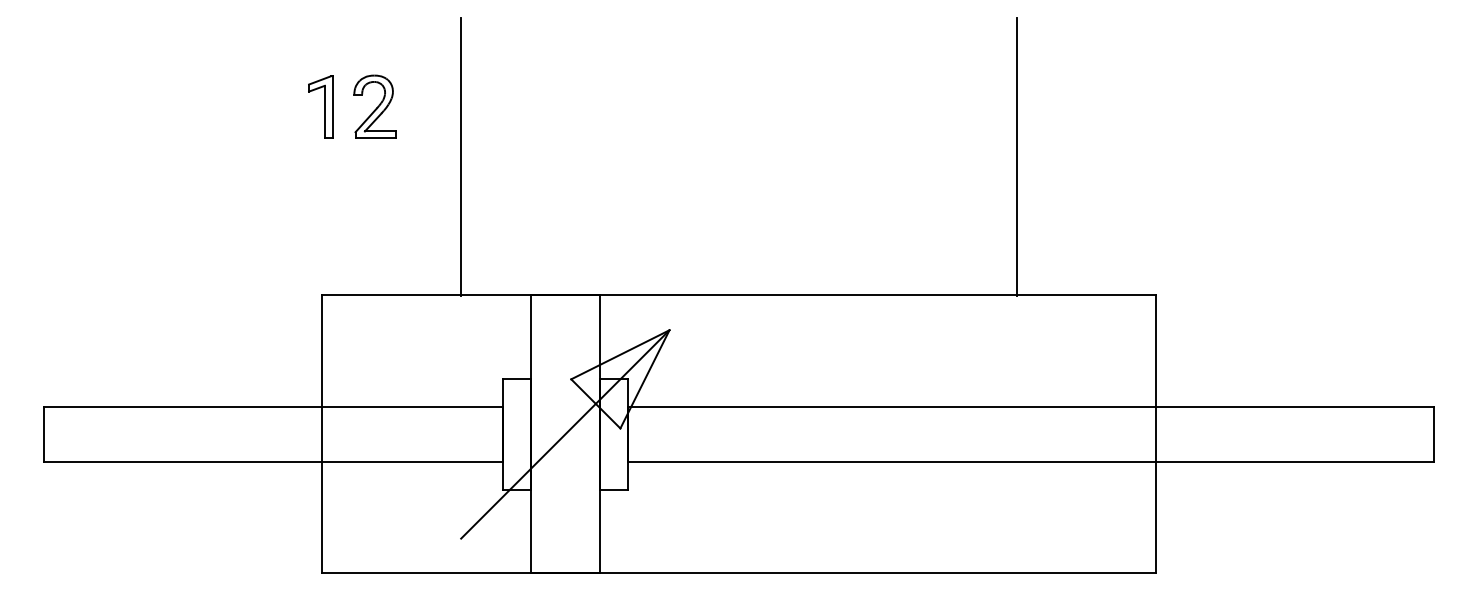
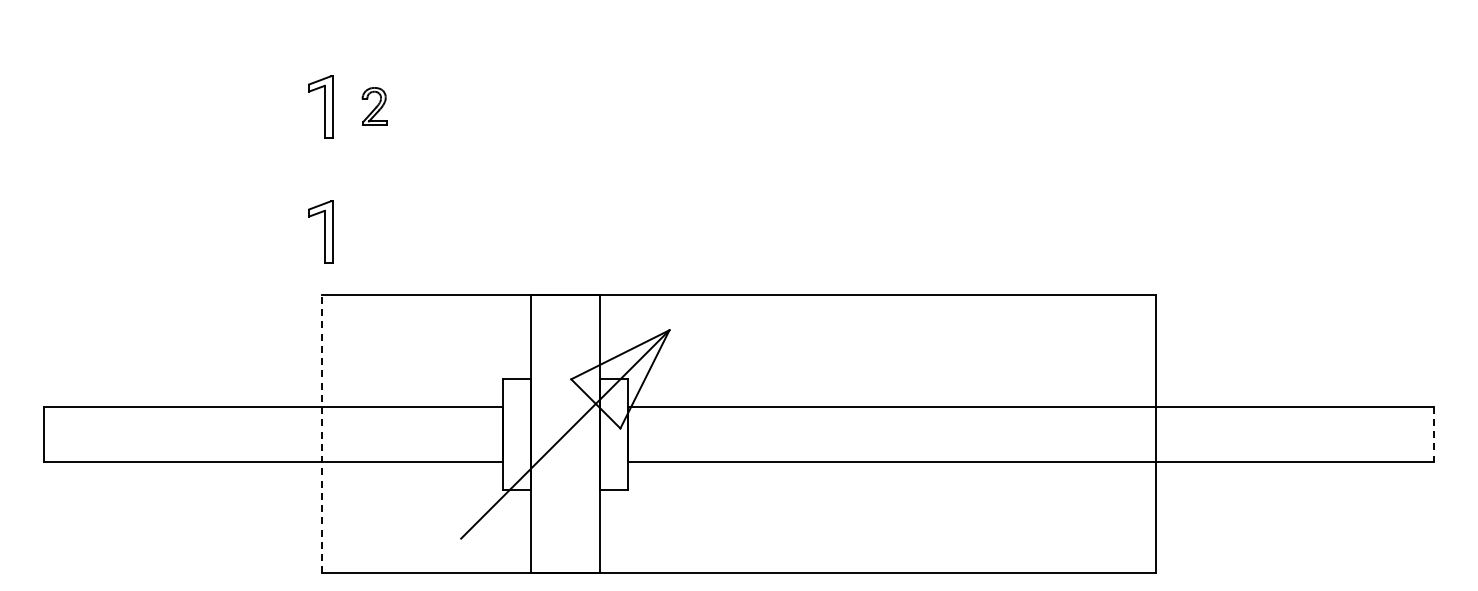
part size: 44x65 px -> 27x39 px (374, 106)
line: present -> none (461, 156)
line: present -> none (1016, 156)
part: none -> present (320, 231)
line: solid -> dashed (322, 434)
line: solid -> dashed (1433, 434)
